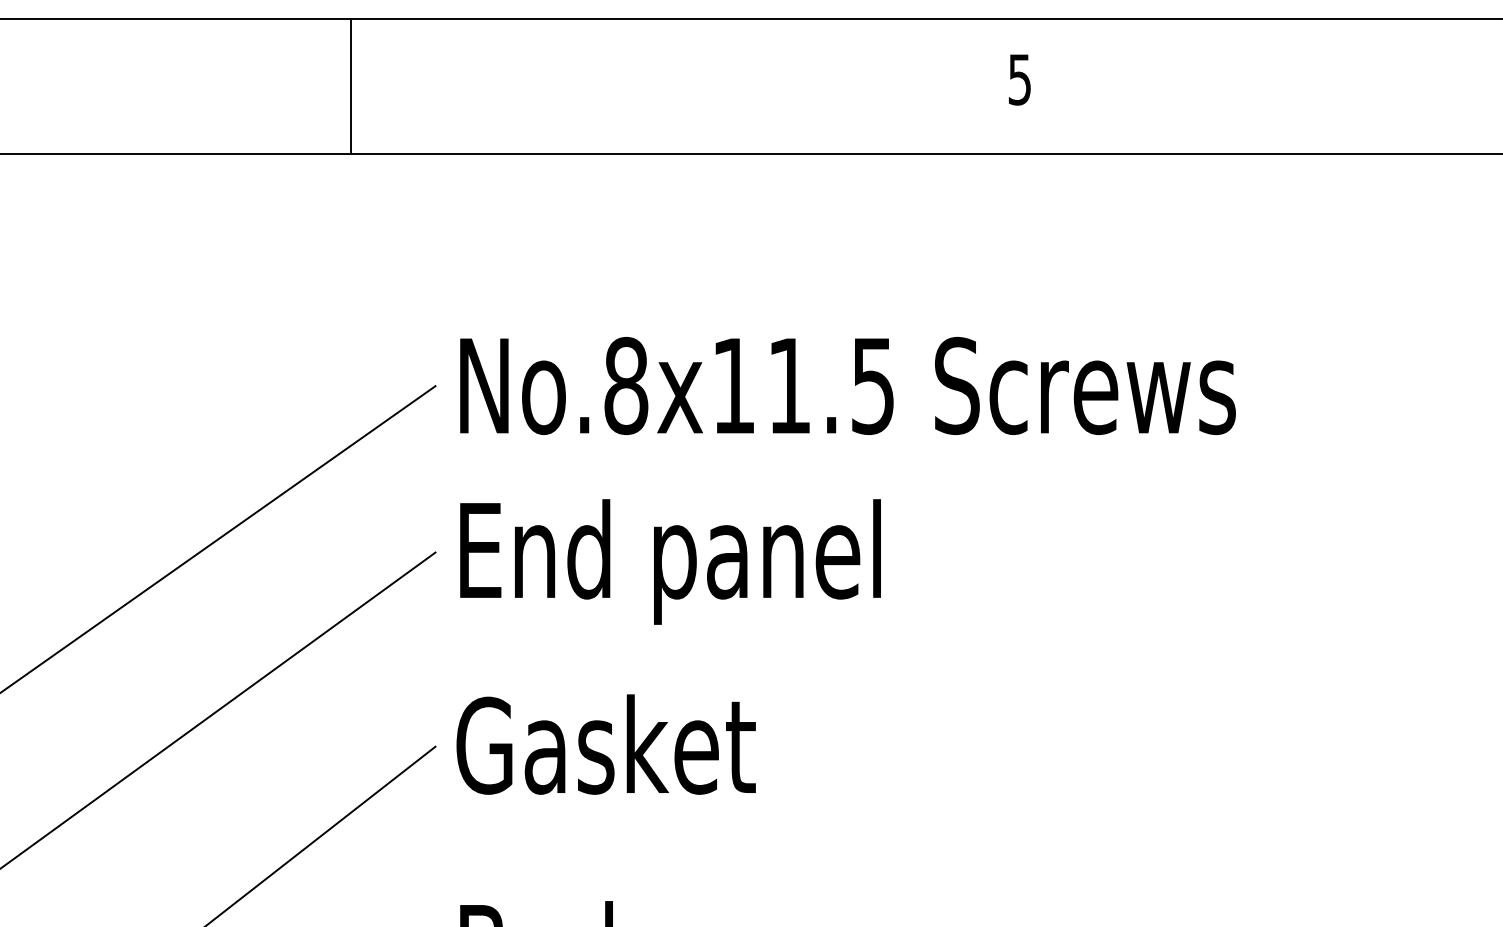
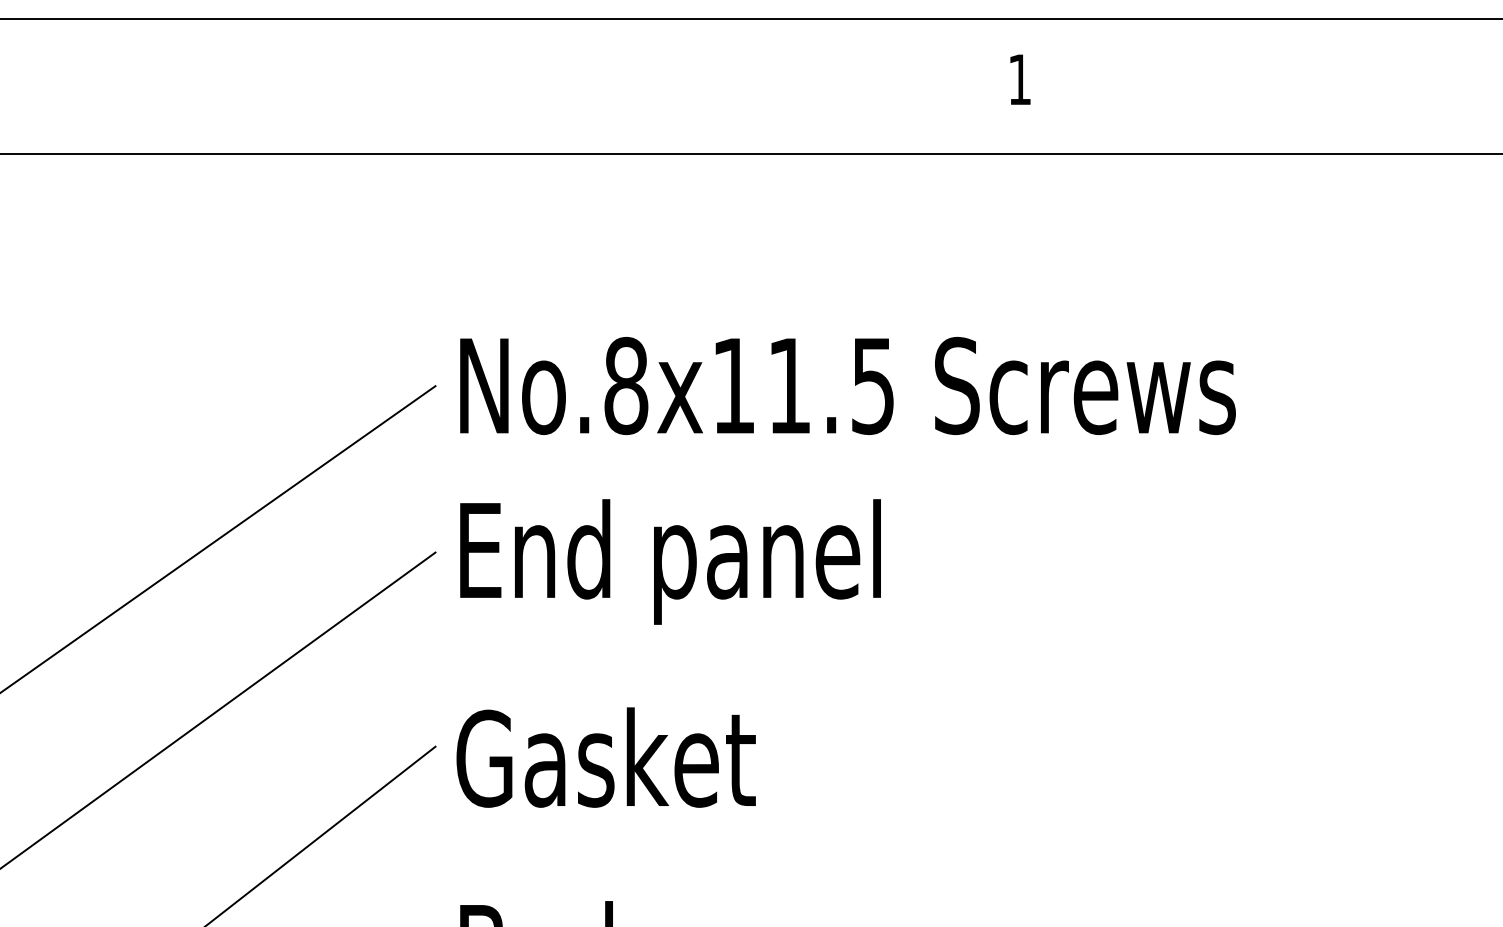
text: 5 -> 1 (1019, 79)
line: present -> none (351, 85)
text position: (605, 744) -> (605, 757) (605, 757)
